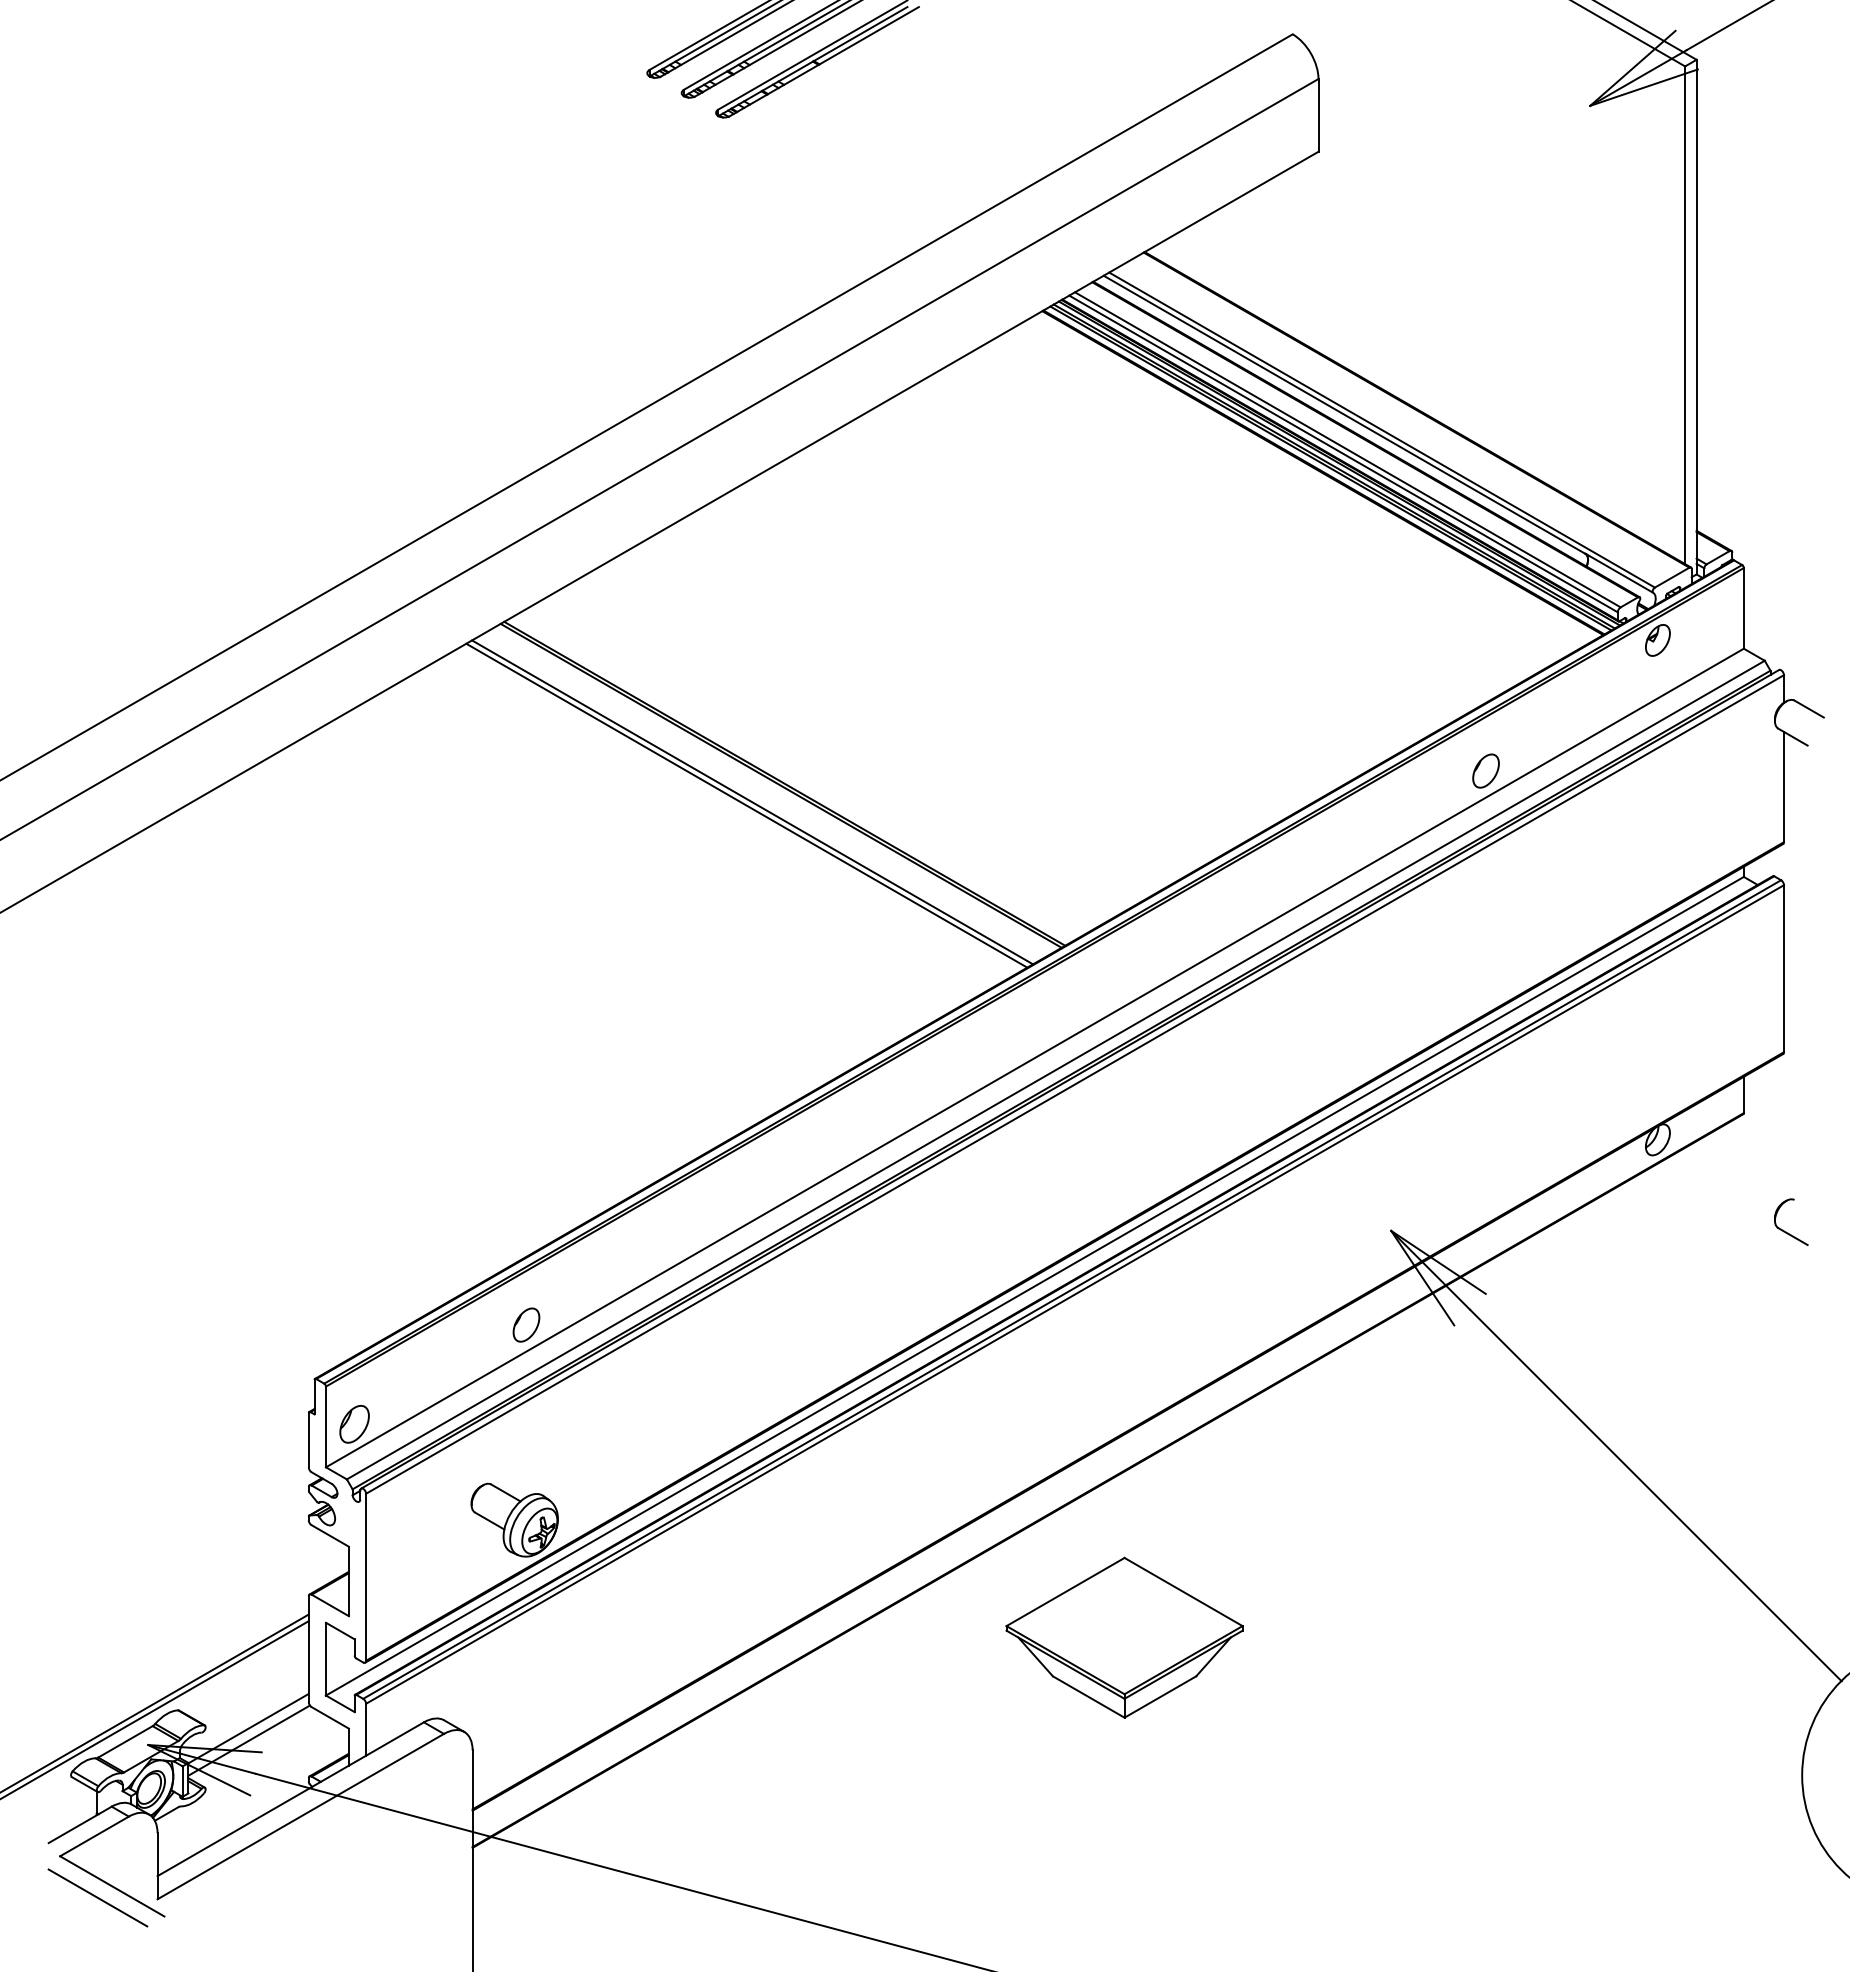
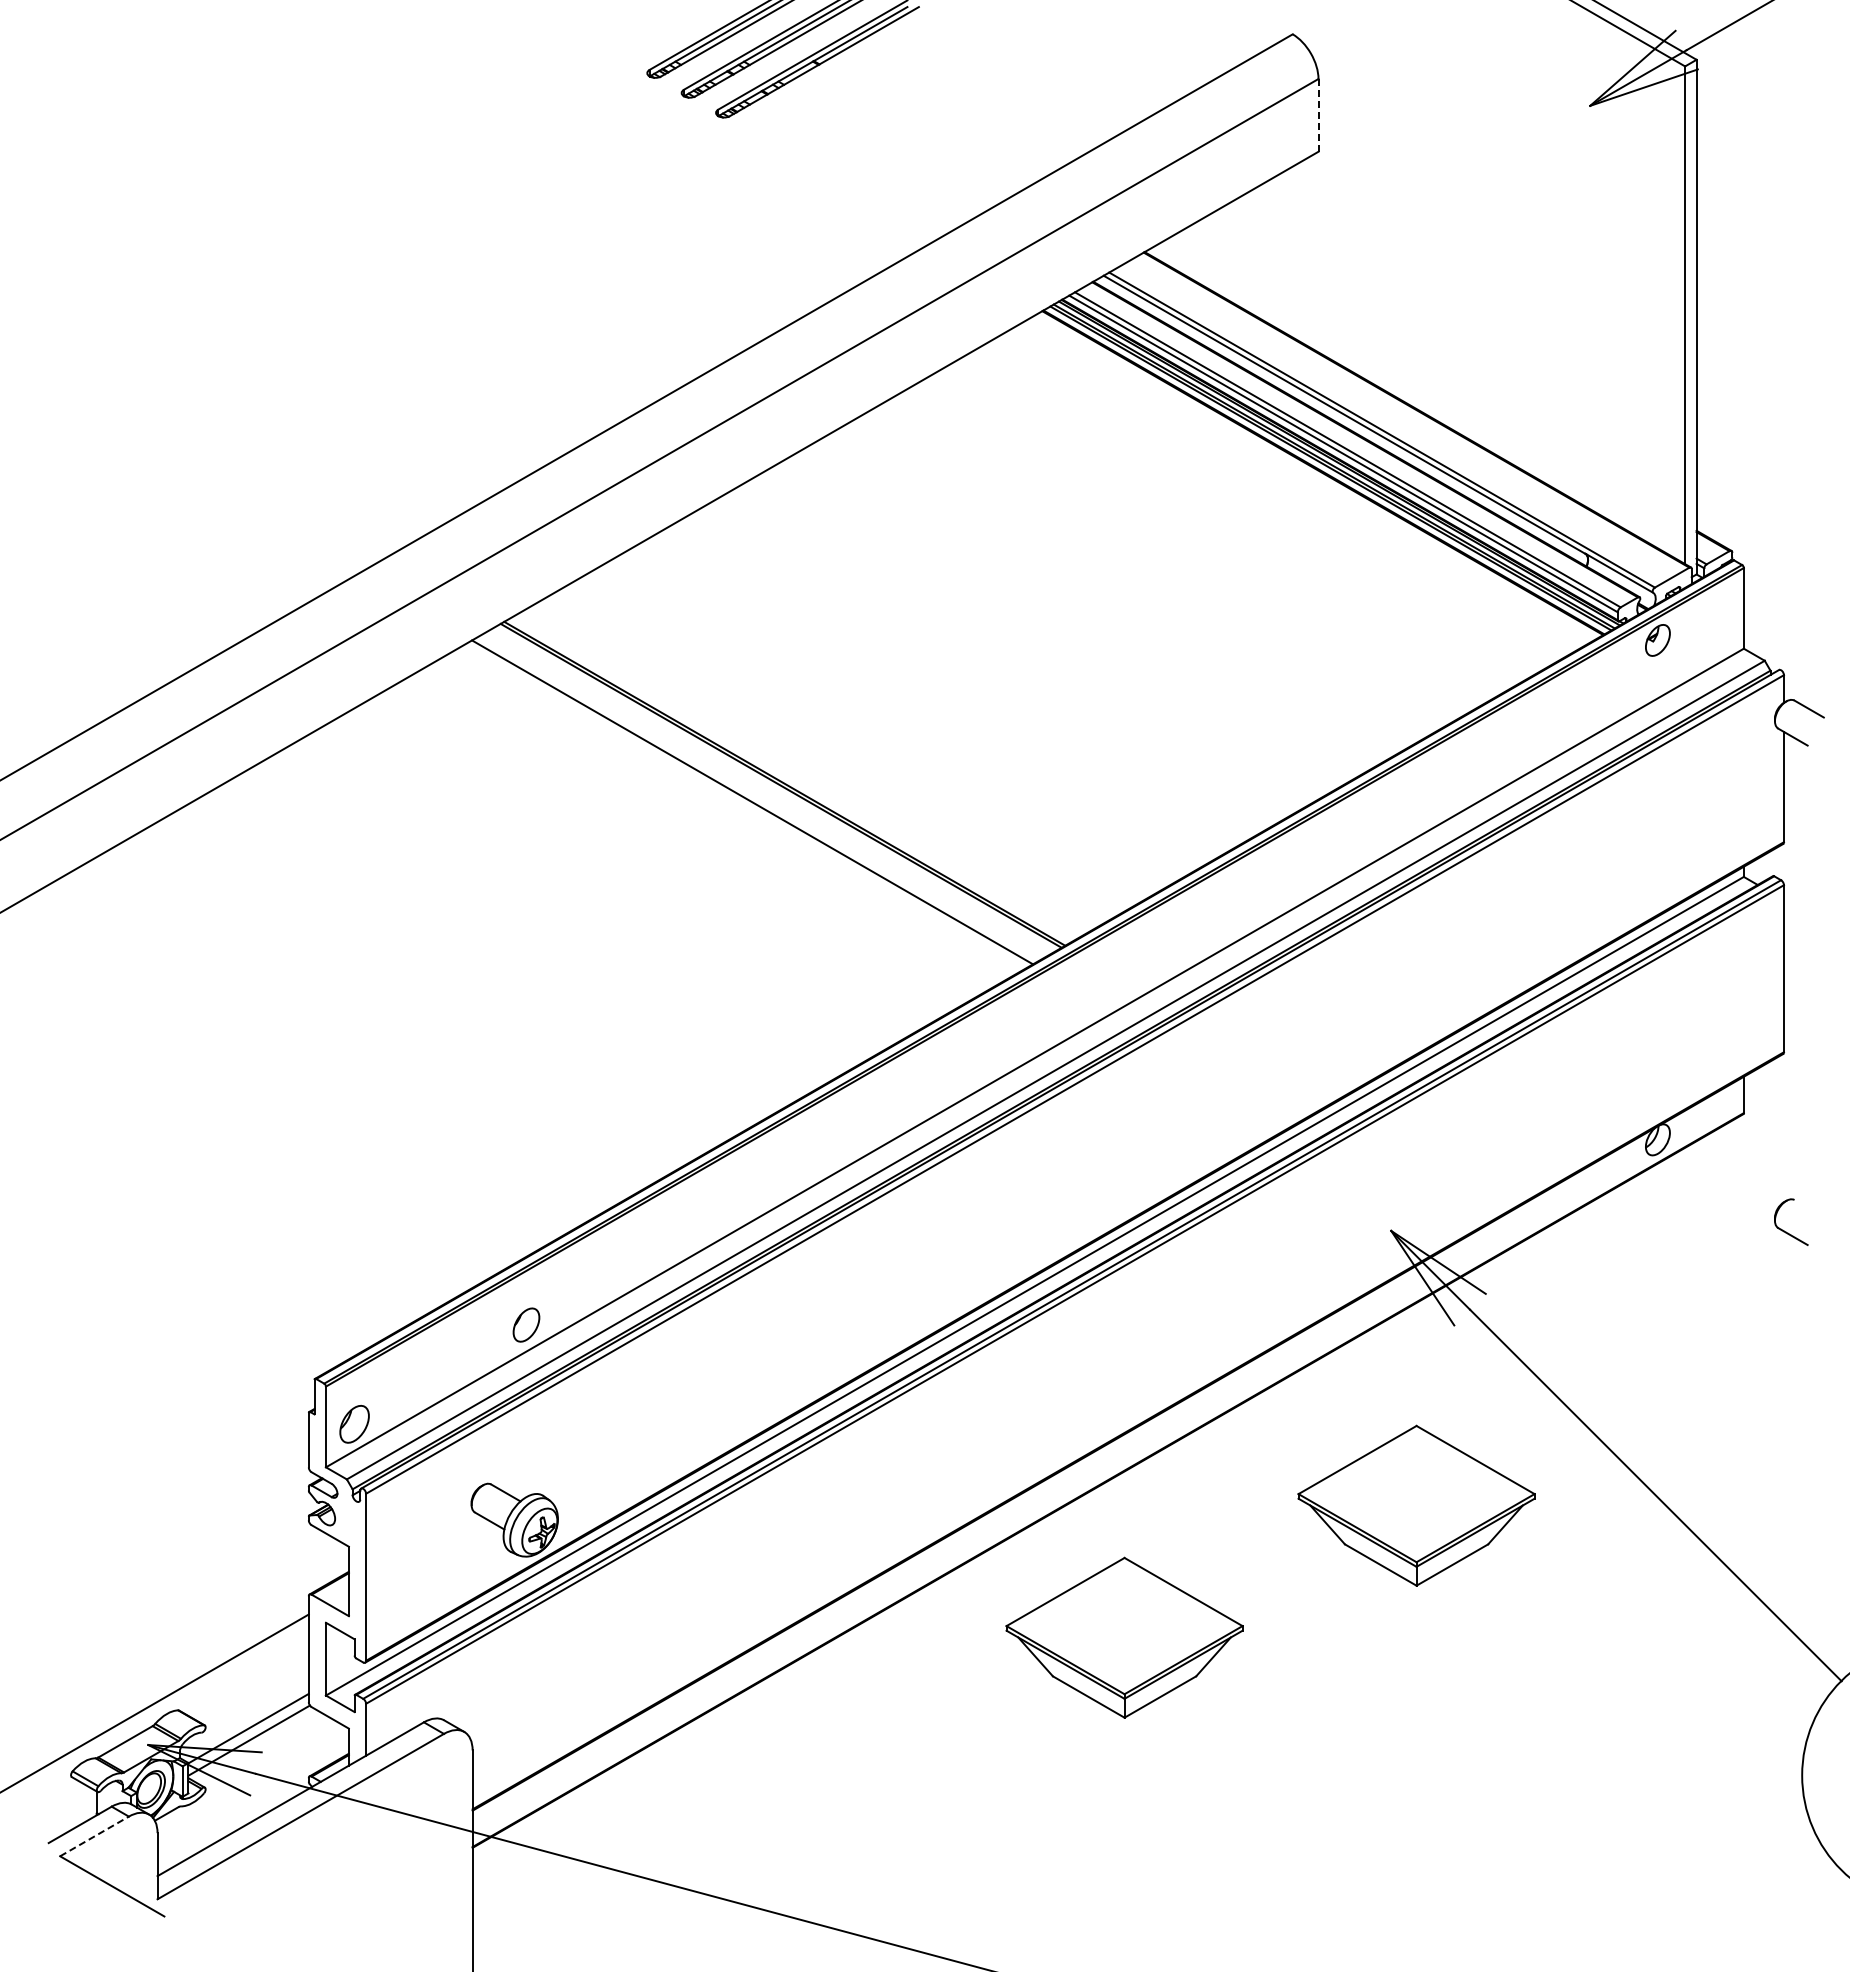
line: solid -> dashed (1318, 115)
part: present -> none (1485, 770)
line: present -> none (746, 805)
part: none -> present (1416, 1505)
line: present -> none (155, 1709)
line: solid -> dashed (94, 1836)
line: present -> none (97, 1897)
